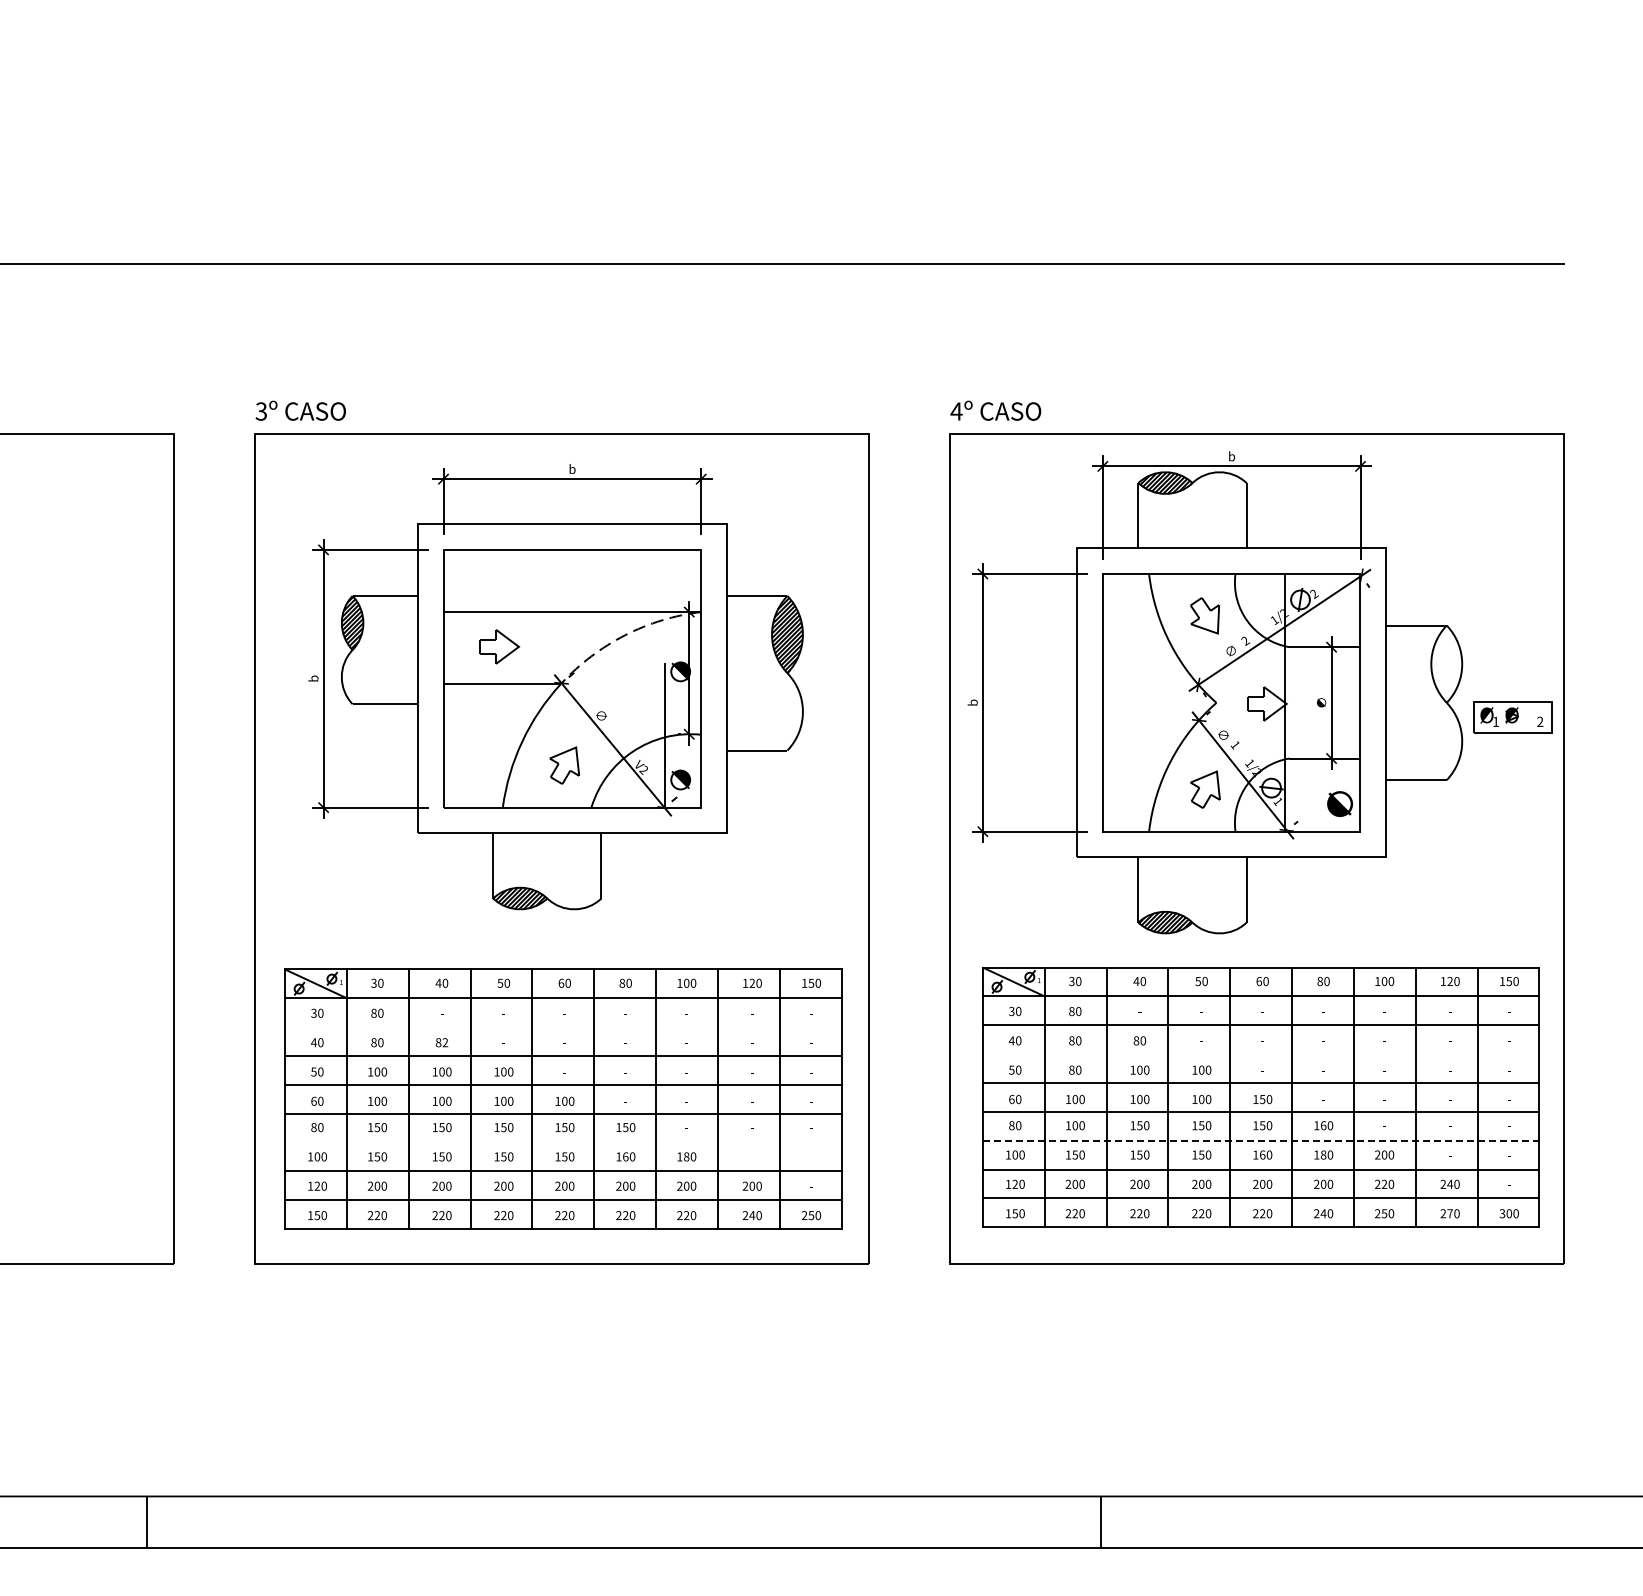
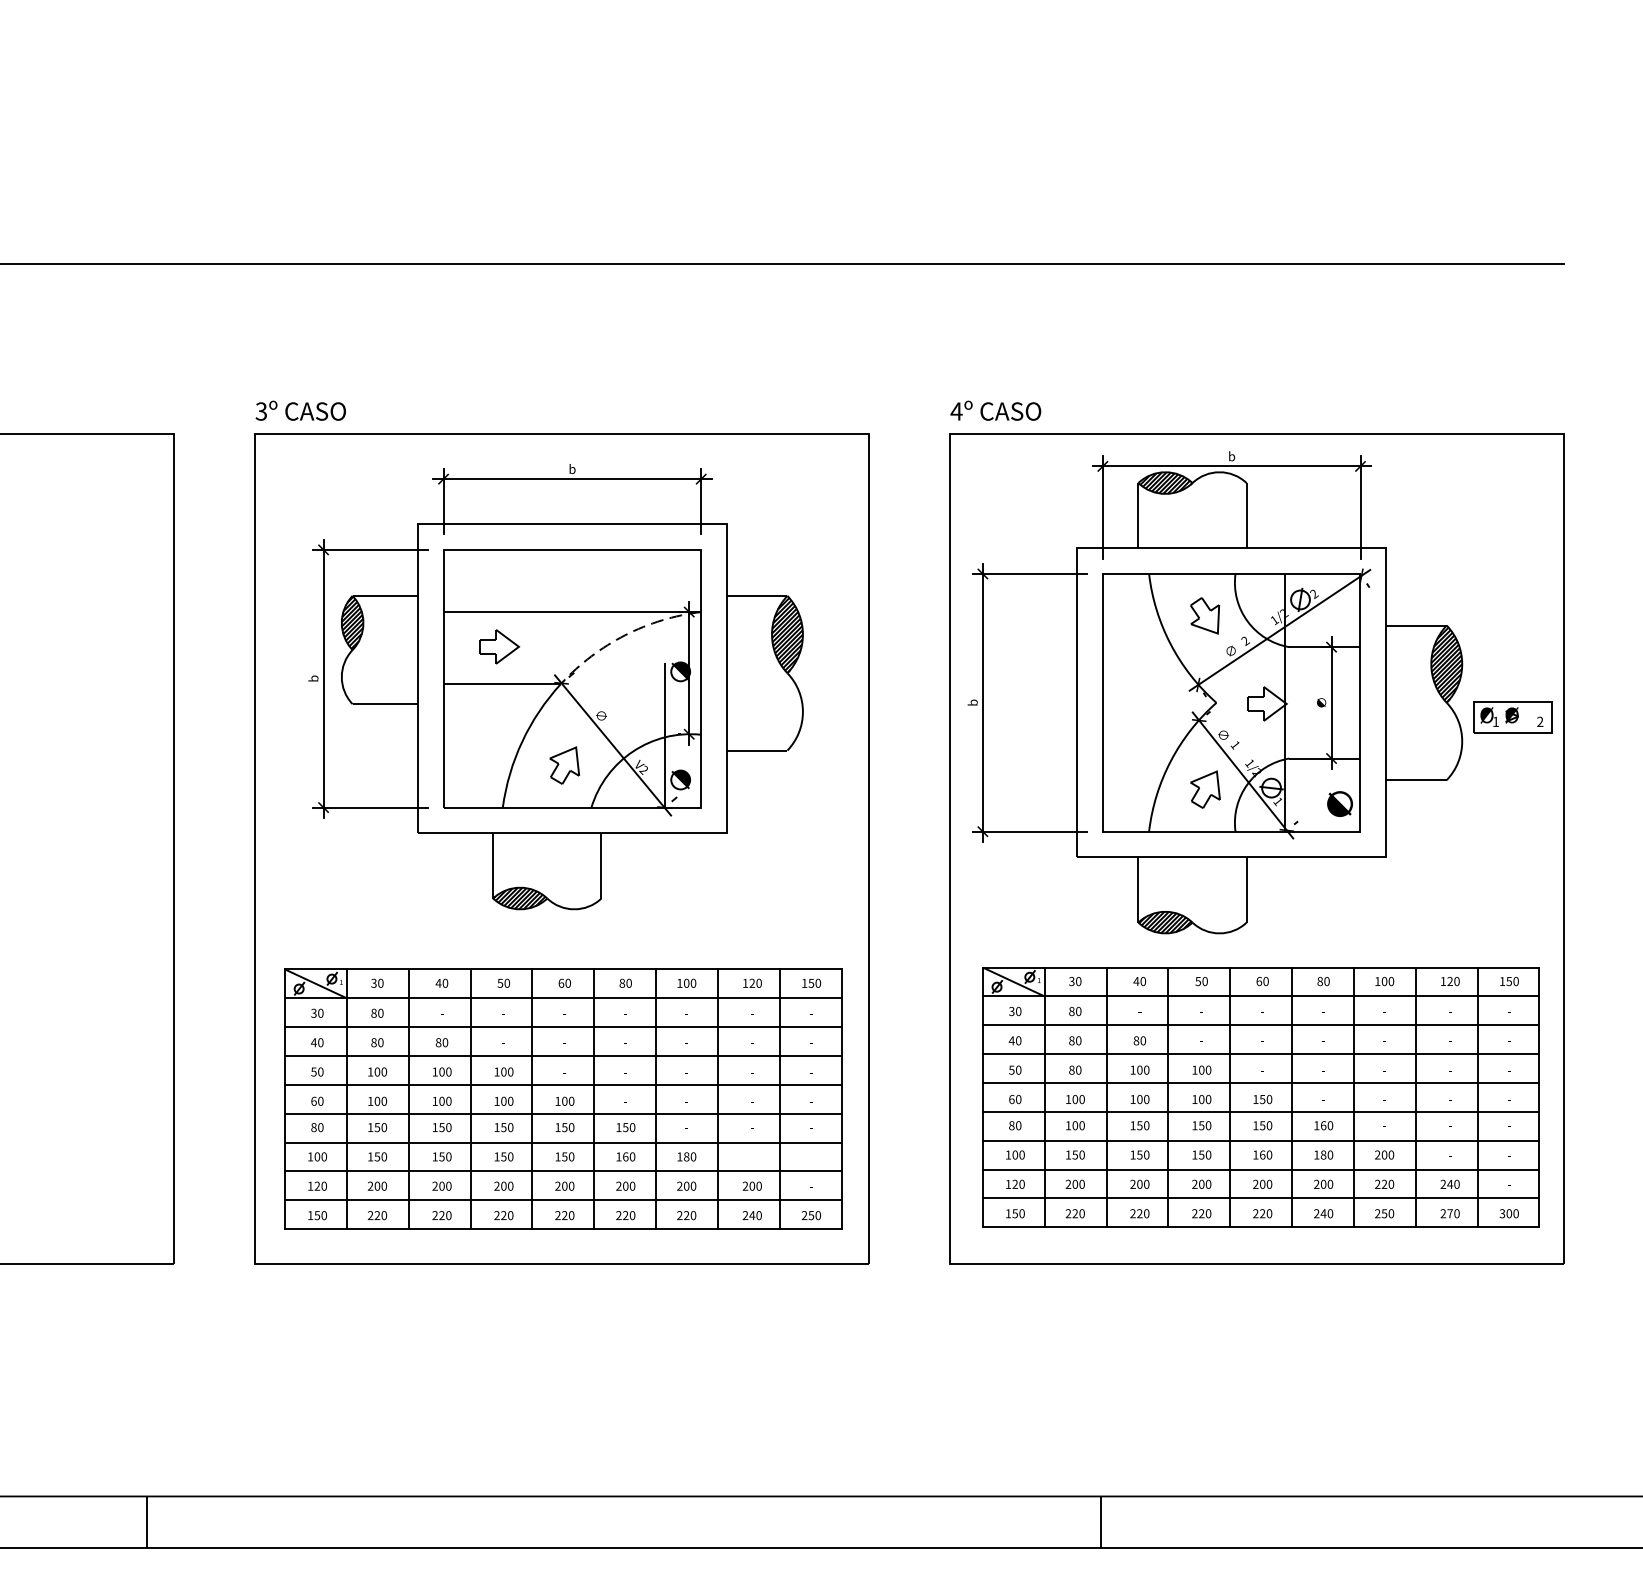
hatch: none -> present (1446, 664)
line: none -> present (562, 1027)
text: 82 -> 80 (445, 1042)
line: none -> present (1260, 1054)
line: dashed -> solid (1261, 1140)
line: none -> present (562, 1142)
